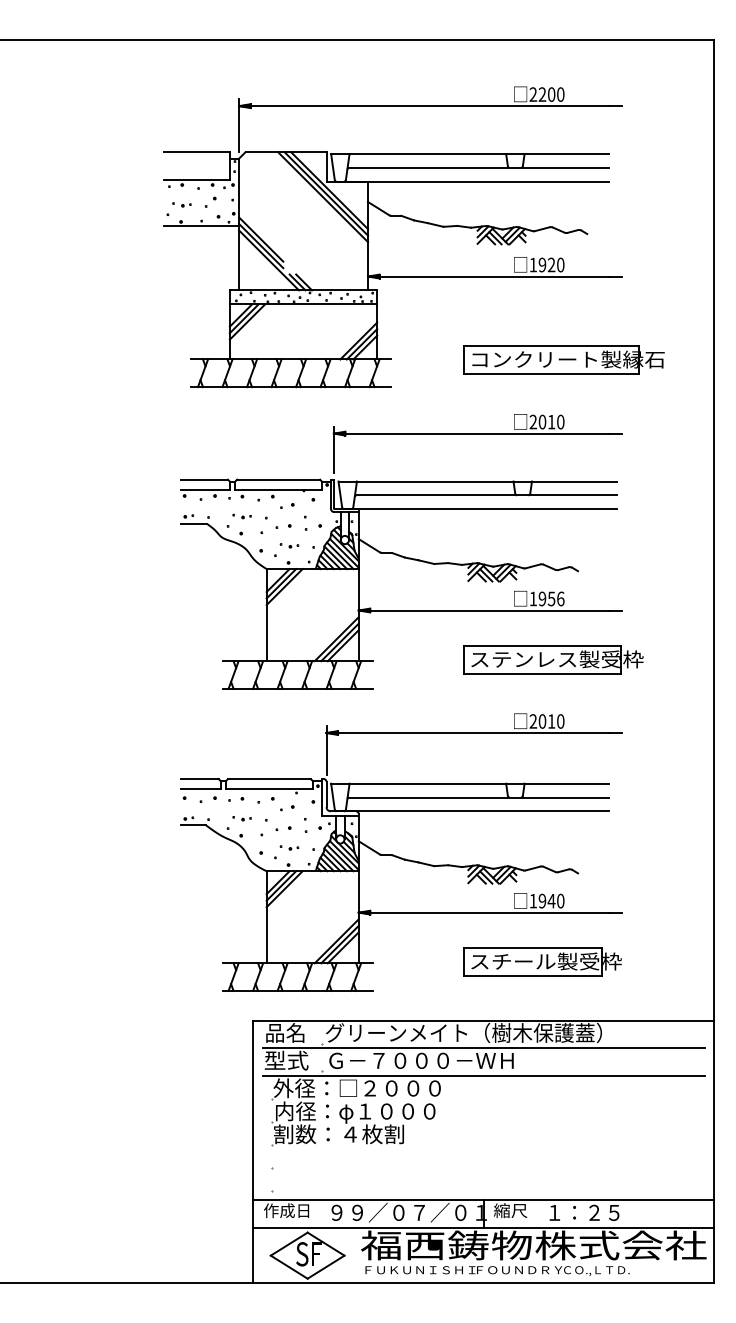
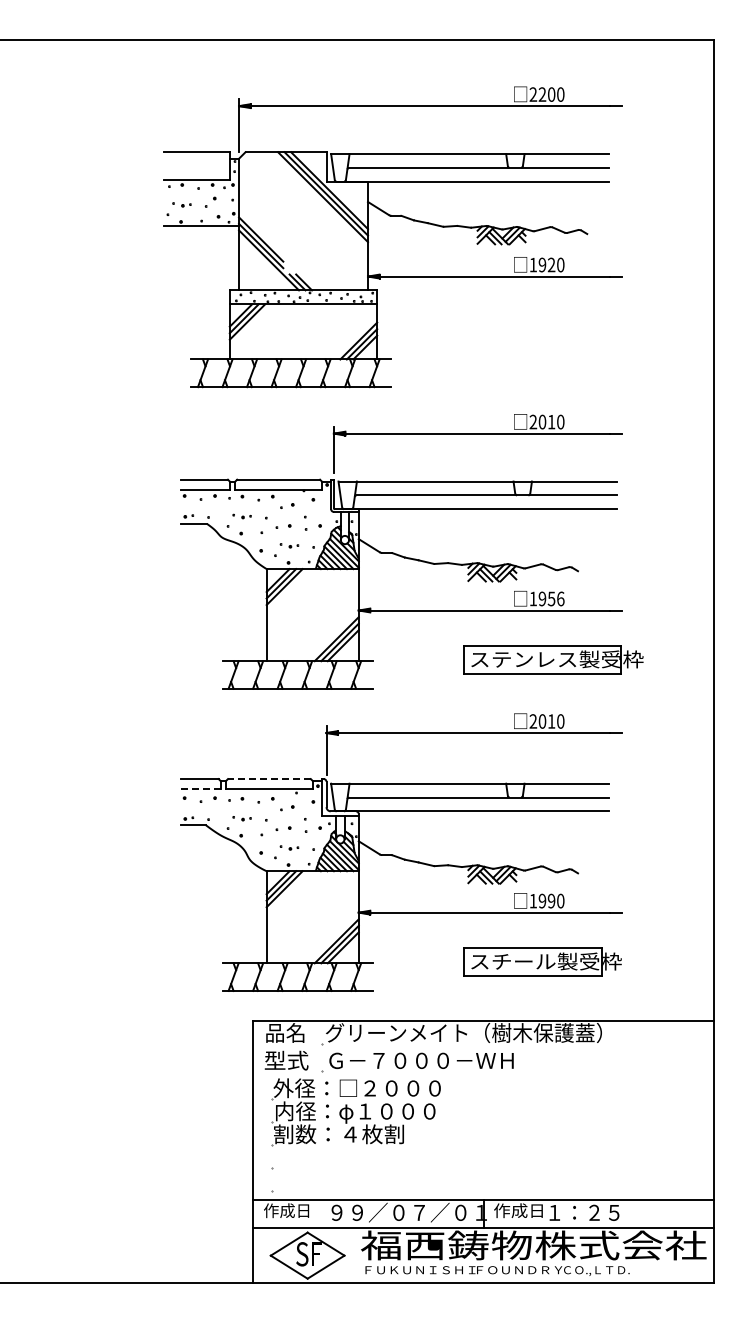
part: present -> none (563, 359)
line: solid -> dashed (268, 779)
line: solid -> dashed (200, 789)
text: 1940 -> 1990 (551, 900)
line: present -> none (483, 1048)
line: present -> none (483, 1076)
text: 縮尺 -> 作成日 (518, 1210)
